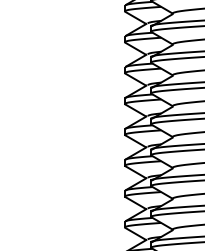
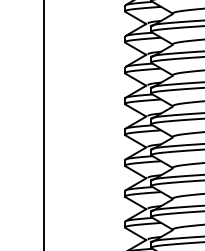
line: none -> present (44, 124)
